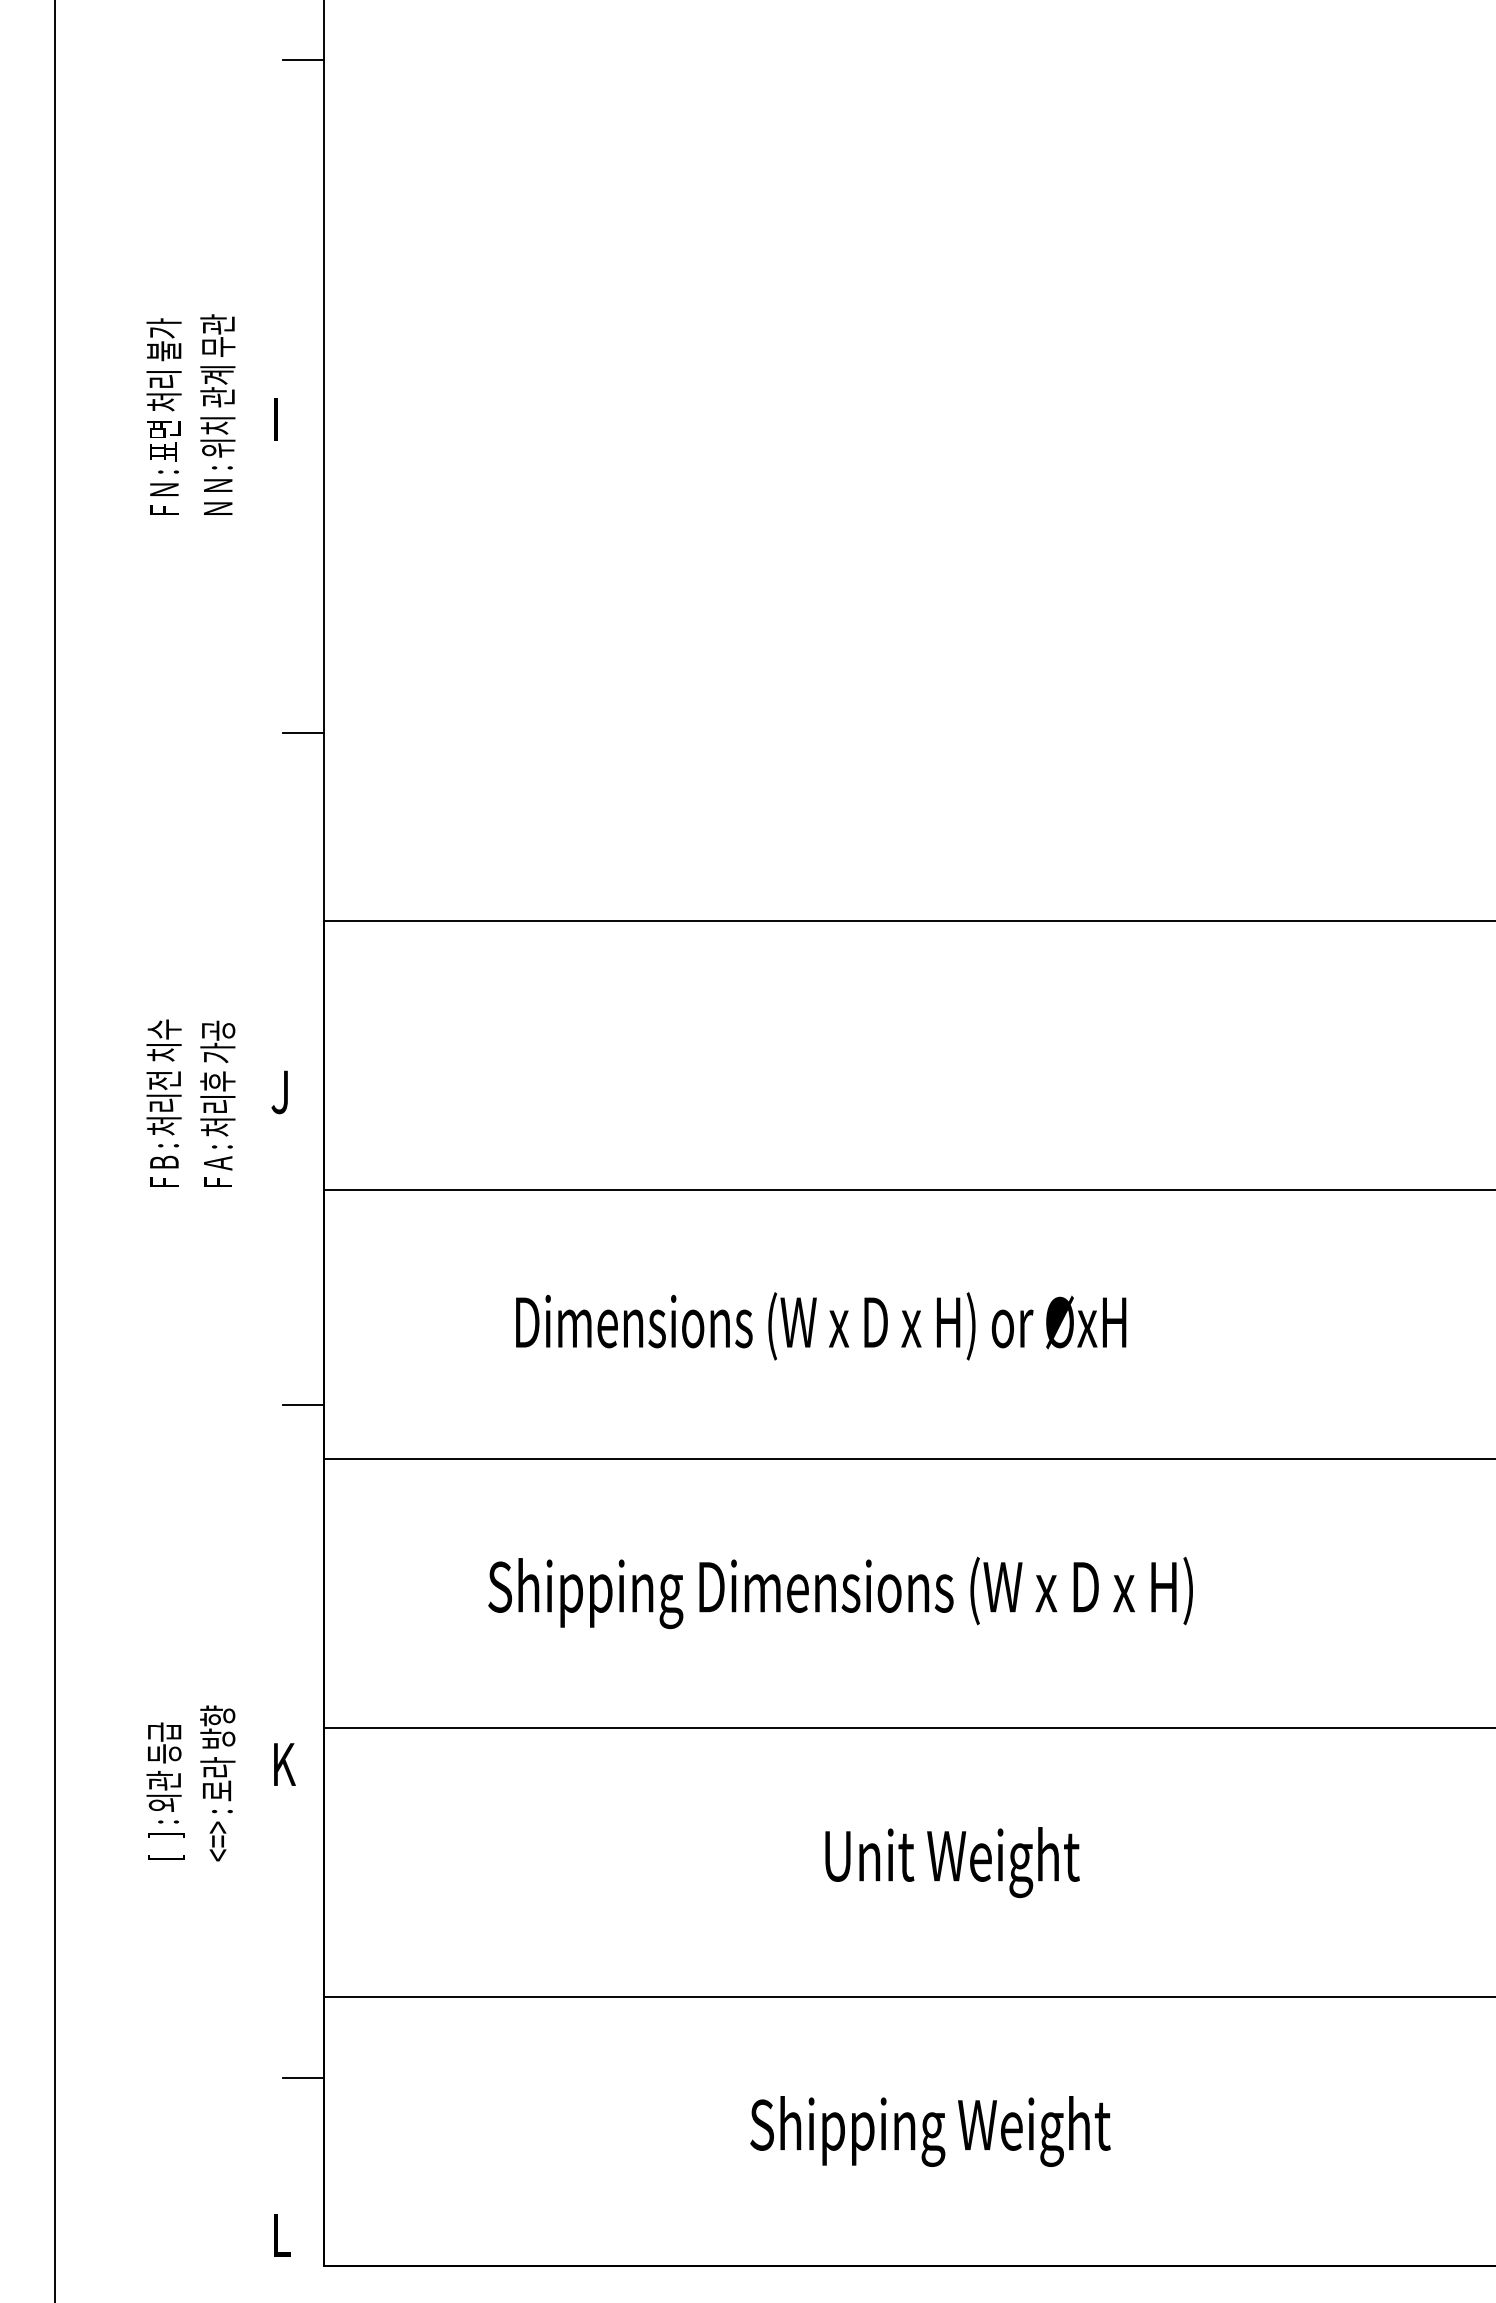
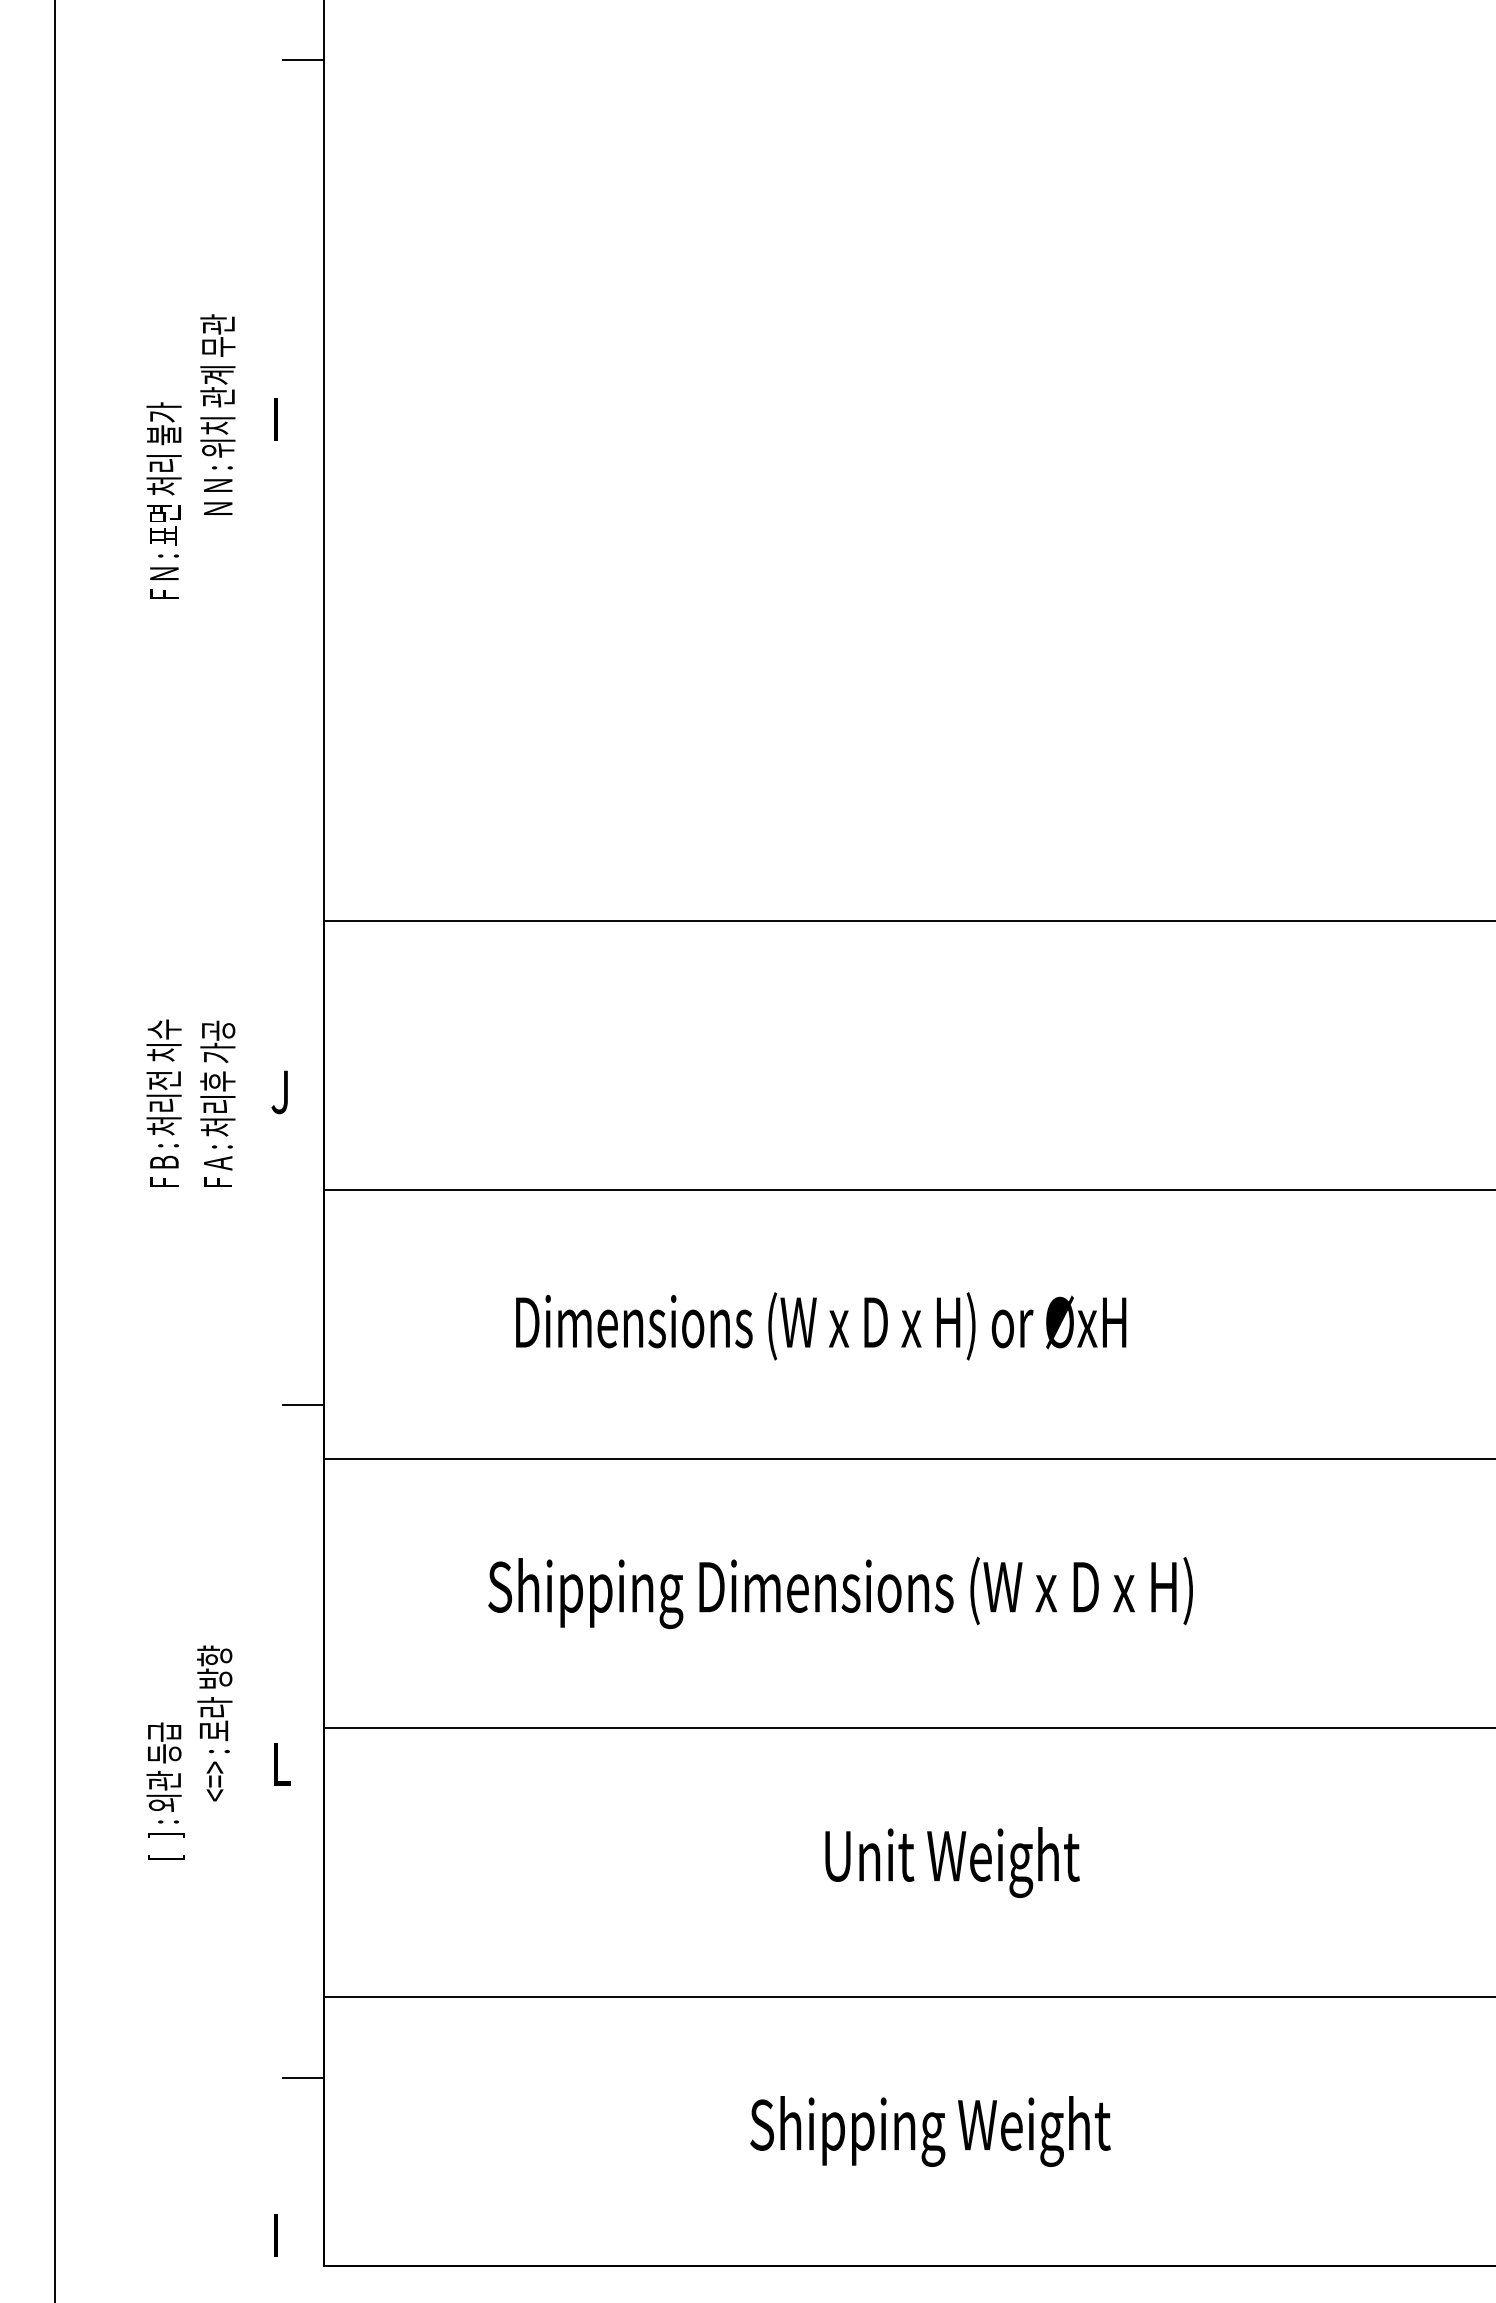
text position: (163, 416) -> (163, 500) (163, 500)
line: present -> none (303, 732)
text: K -> L (284, 1764)
text position: (217, 1783) -> (214, 1723) (214, 1723)
text: L -> I (284, 2254)
